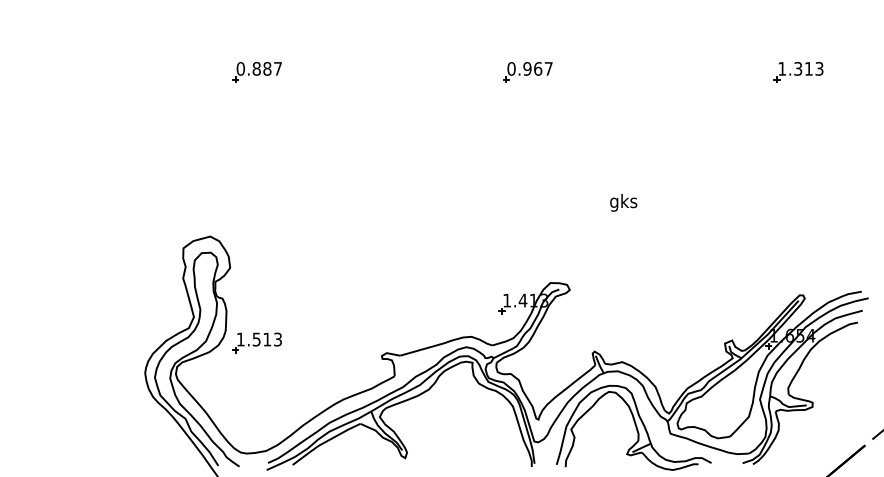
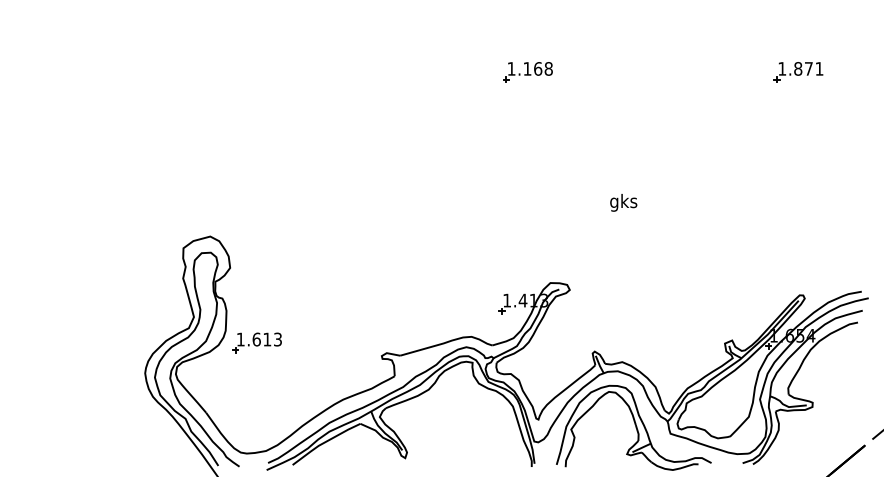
text: 0.967 -> 1.168 (529, 68)
text: 1.313 -> 1.871 (808, 68)
part: present -> none (256, 72)
text: 1.513 -> 1.613 (256, 339)
